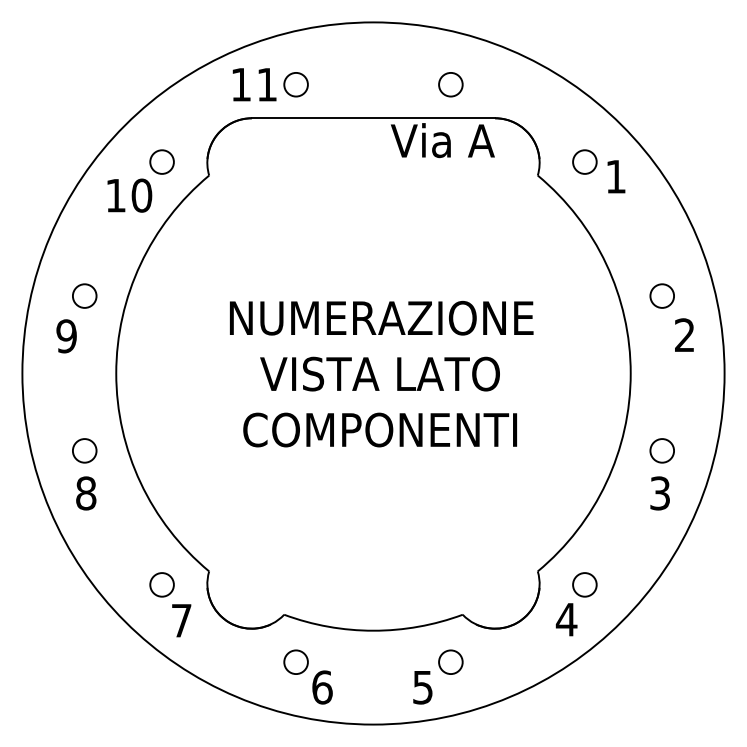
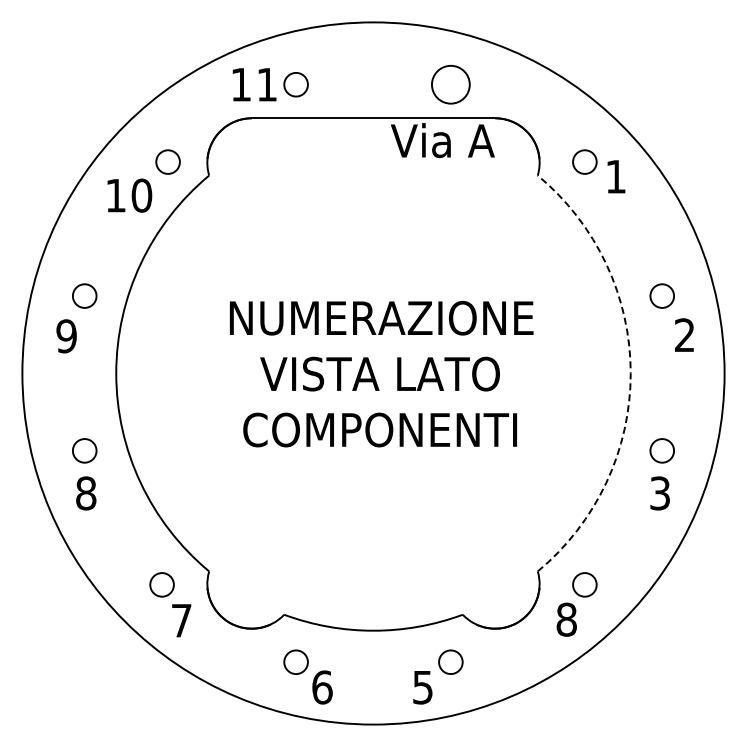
circle diameter: 24 px -> 38 px (450, 84)
circle position: (161, 161) -> (167, 161) (167, 161)
arc: solid -> dashed (630, 373)
text: 4 -> 8 (566, 619)
